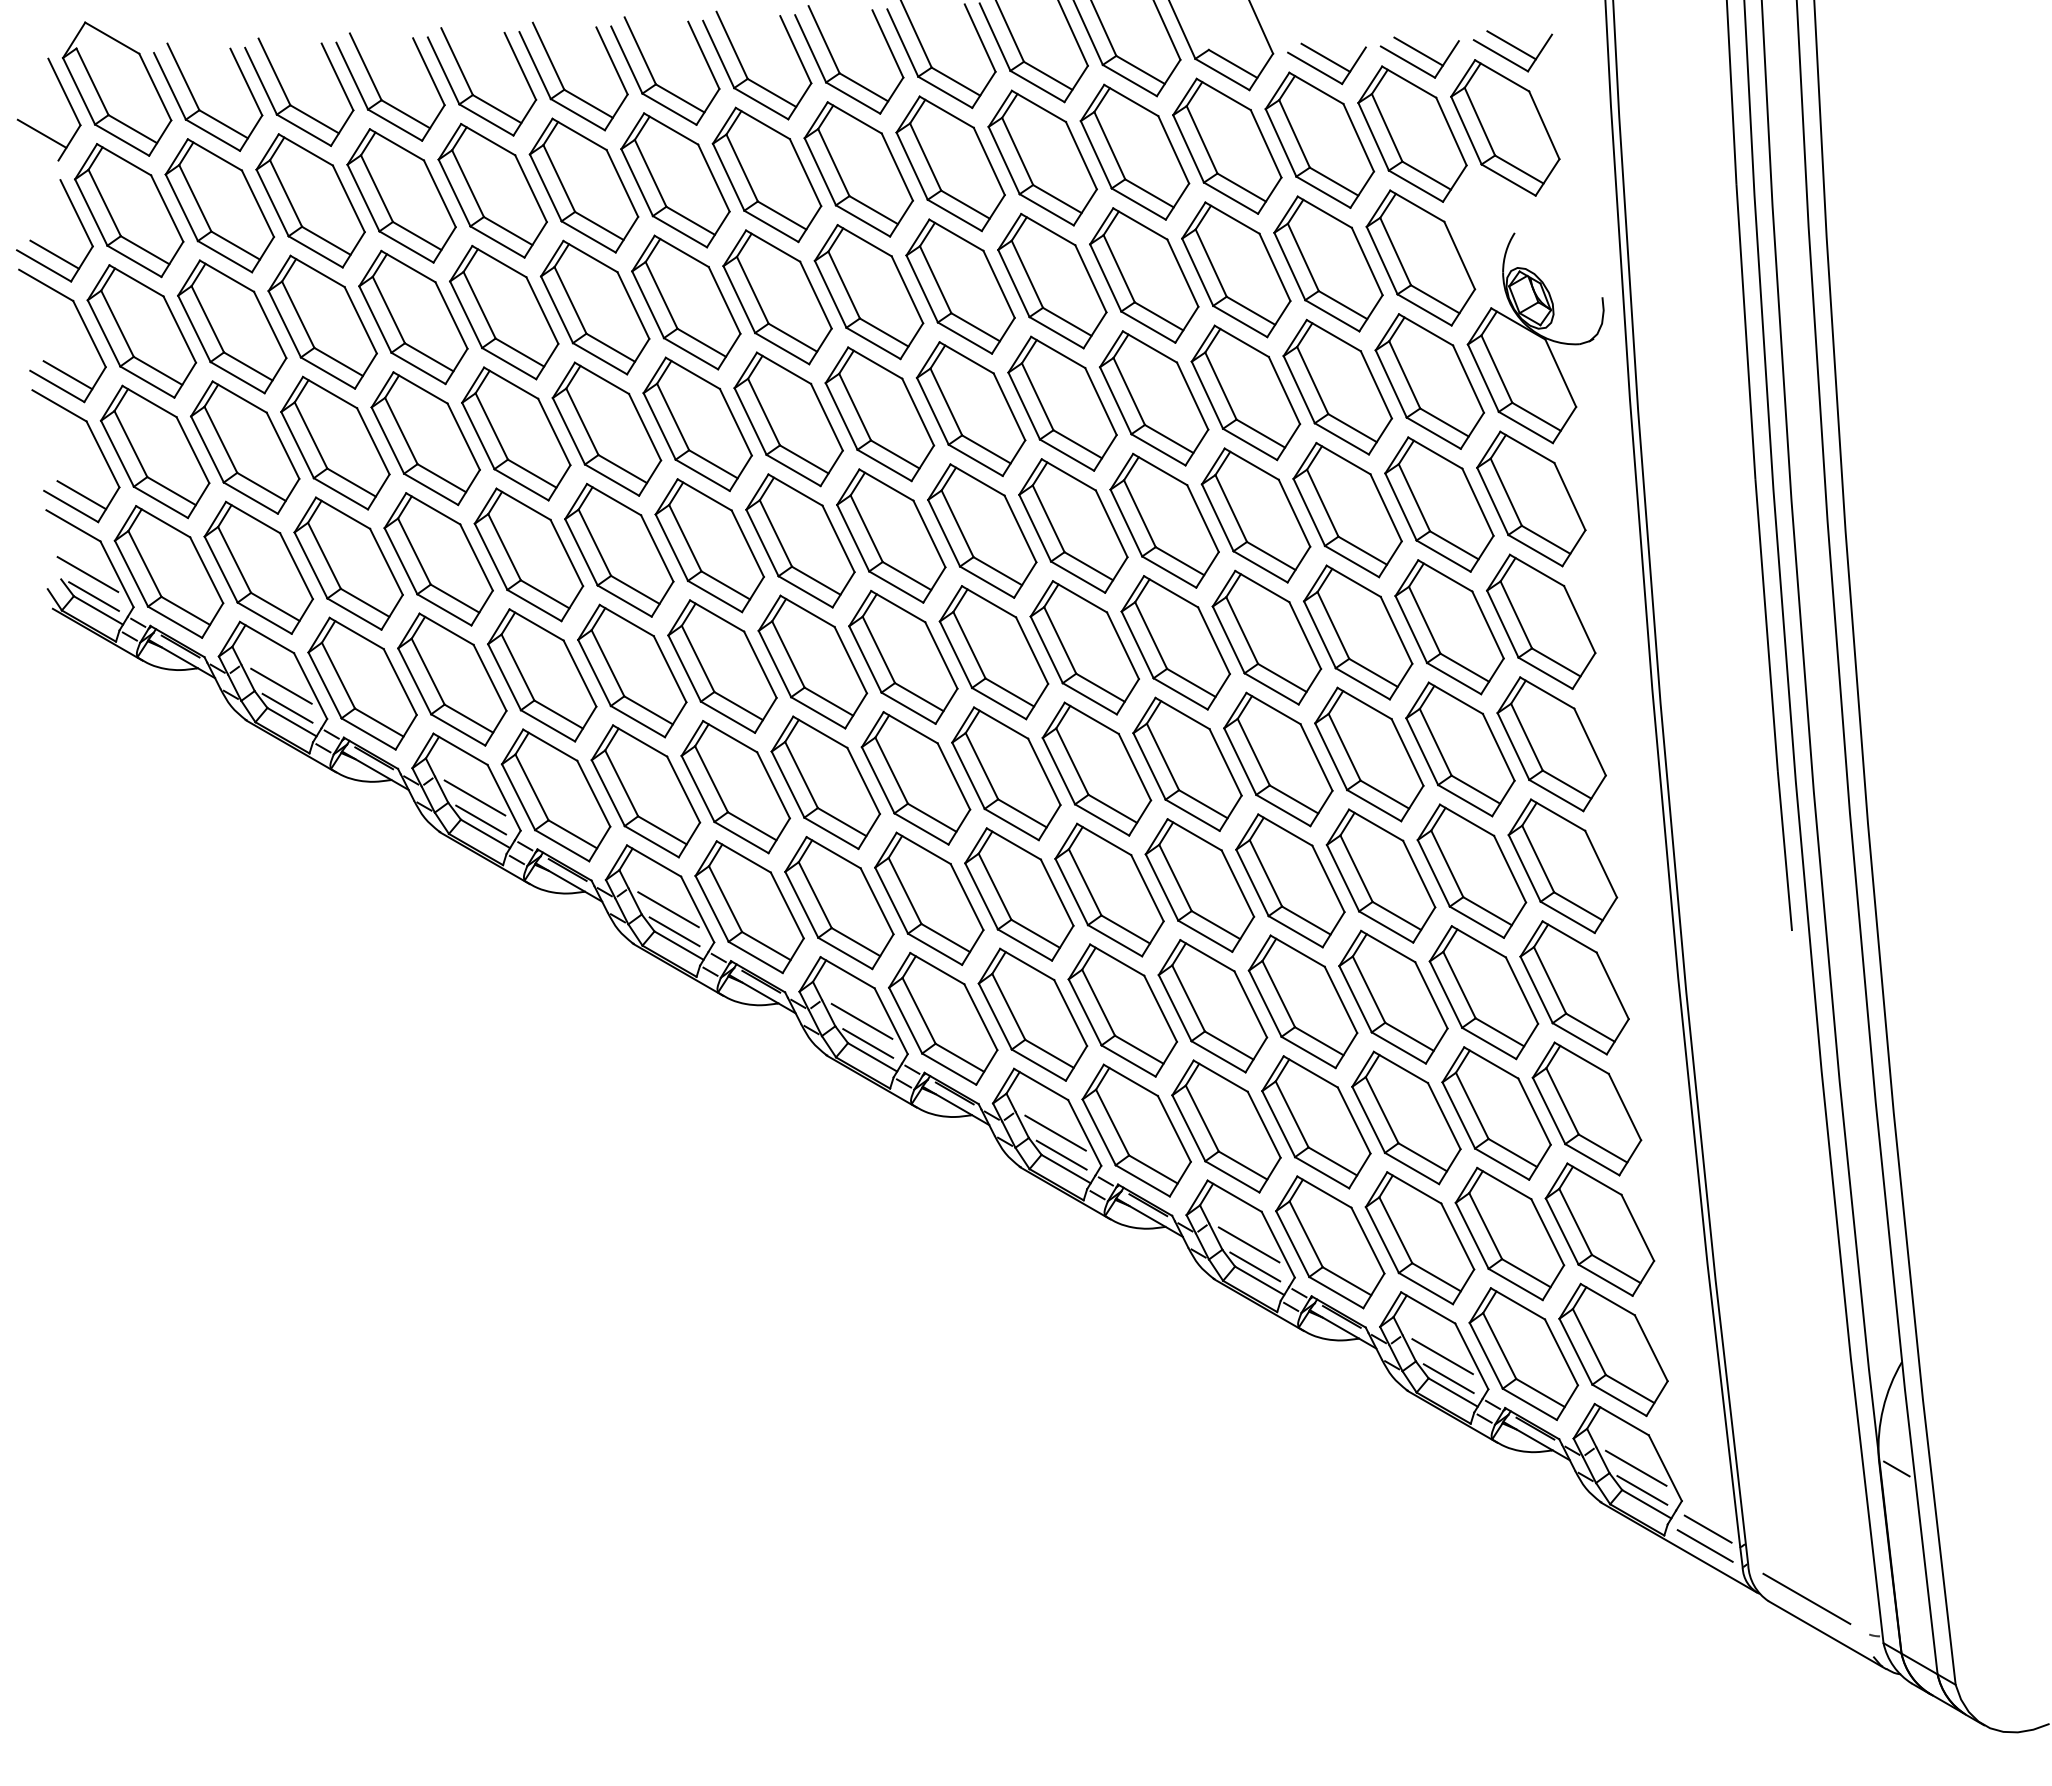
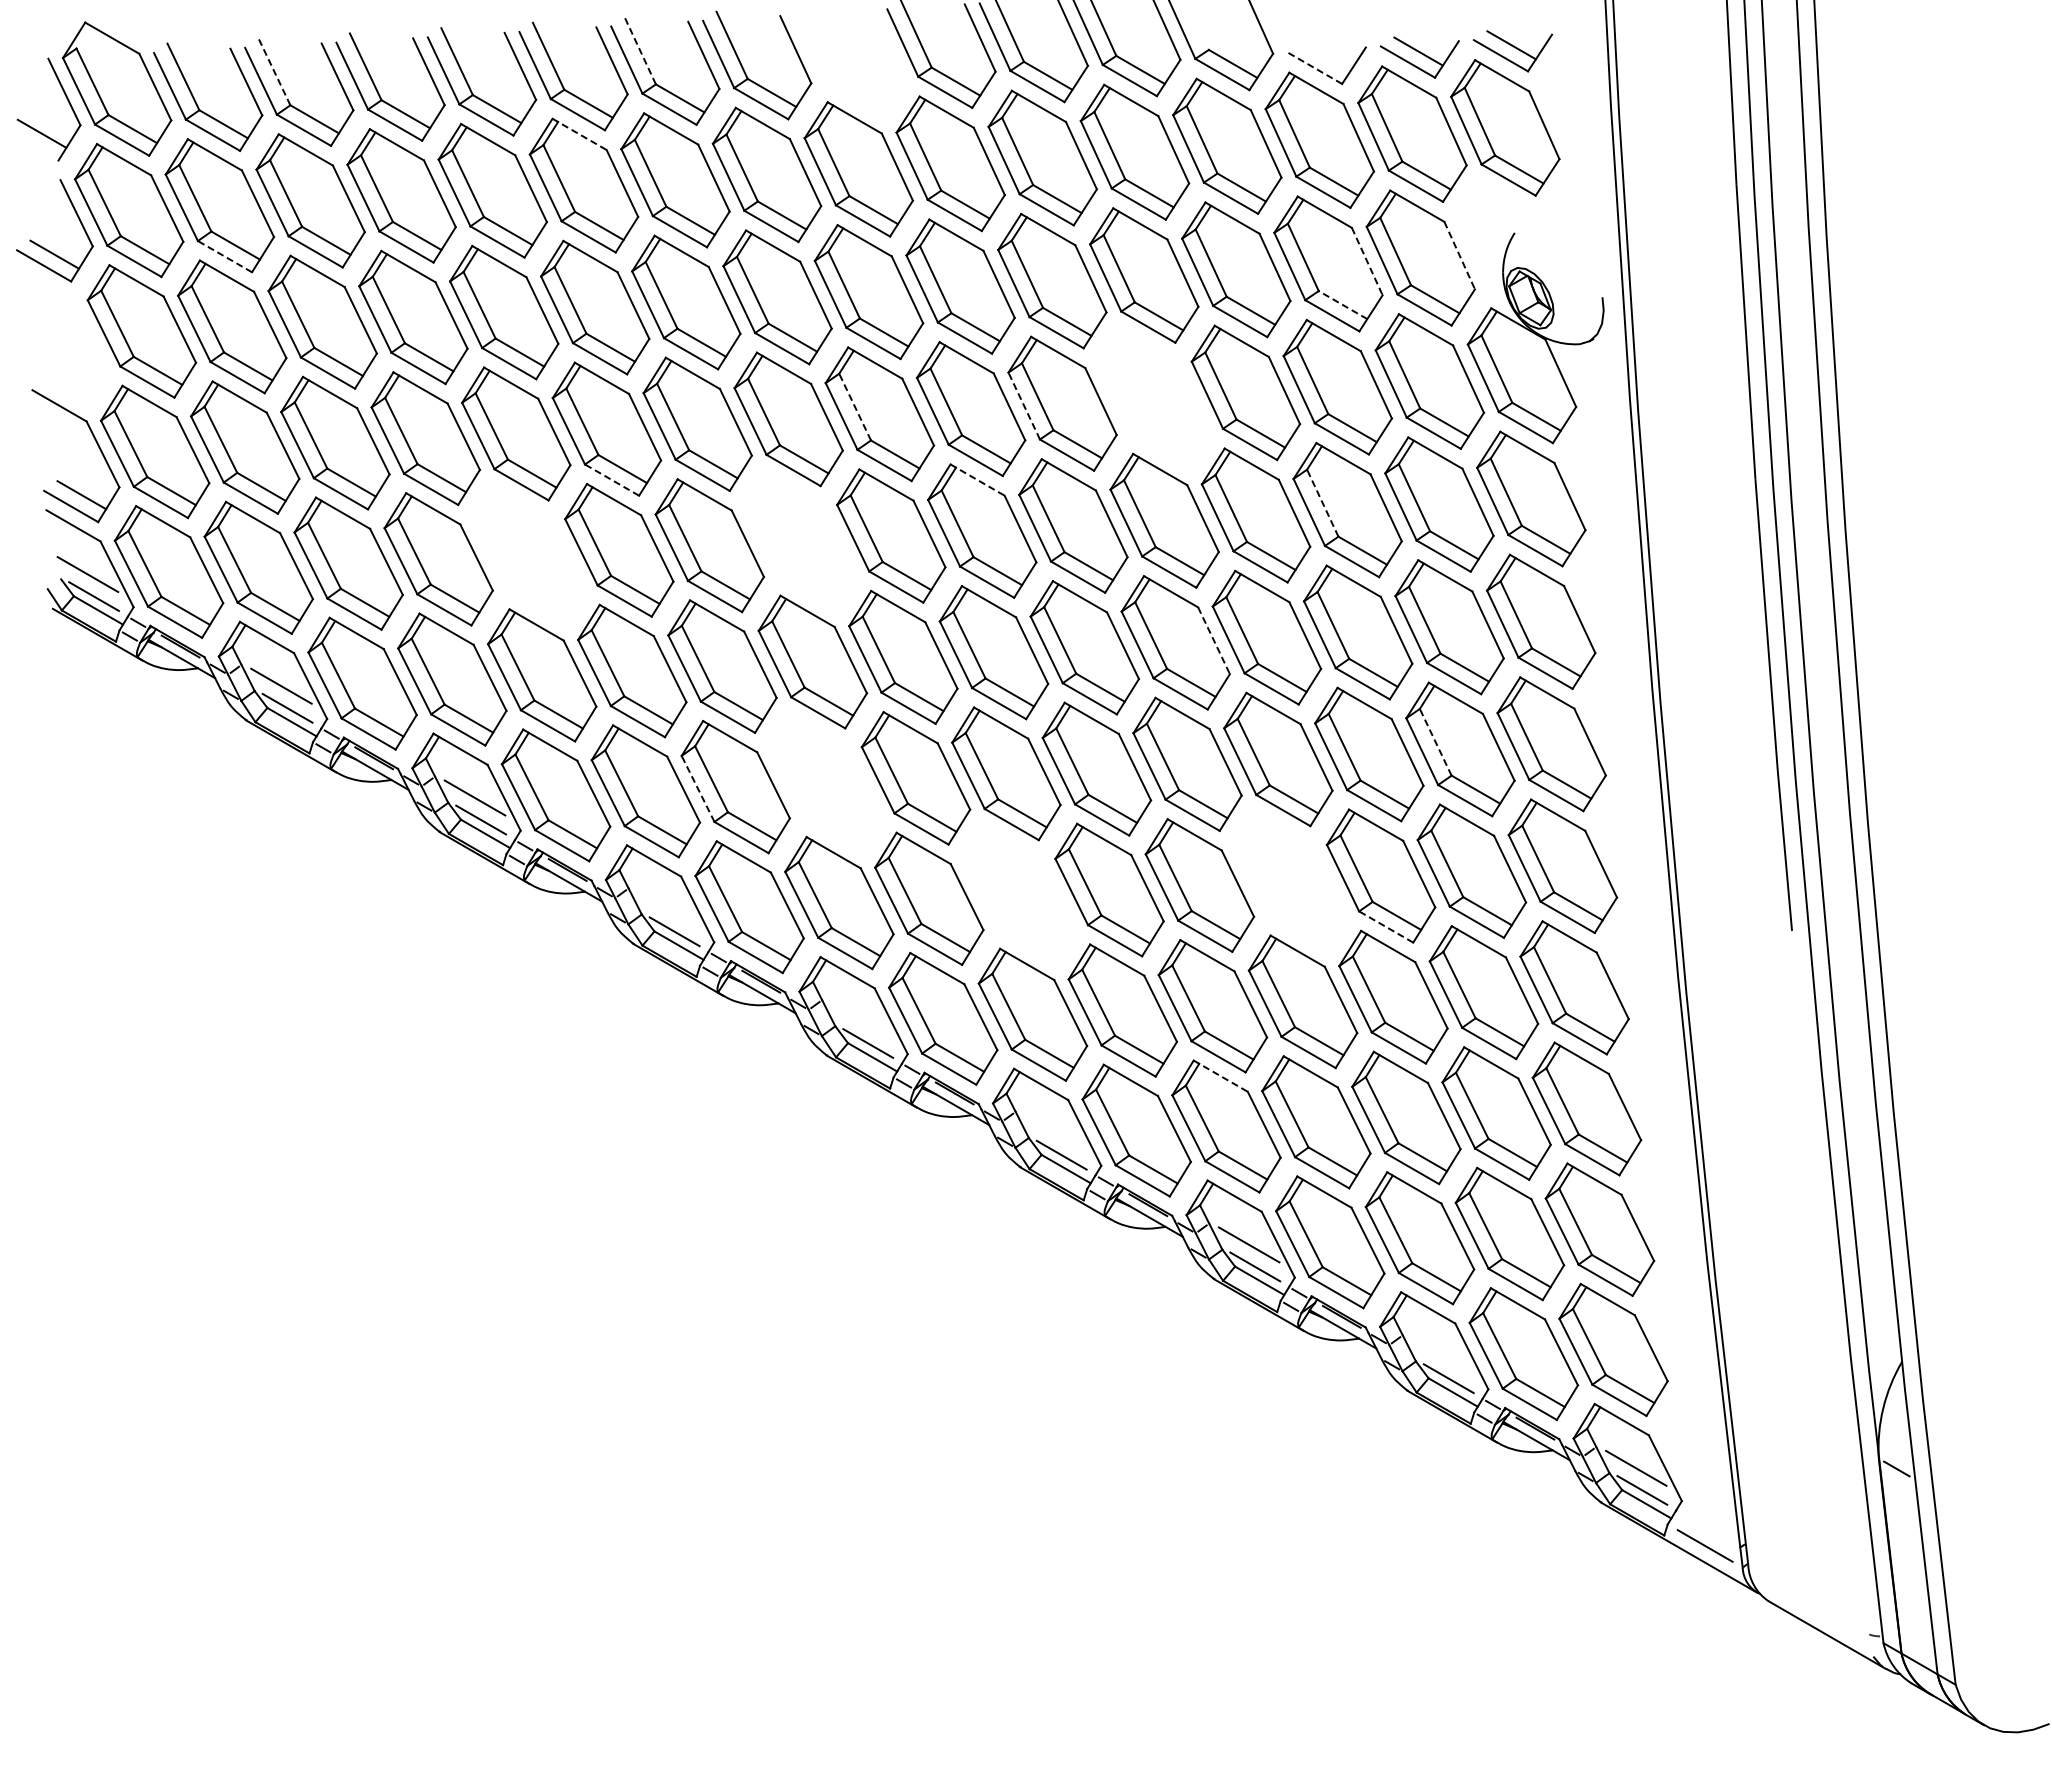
line: solid -> dashed (640, 50)
line: present -> none (1325, 57)
part: present -> none (836, 63)
line: solid -> dashed (1314, 68)
line: solid -> dashed (274, 71)
line: solid -> dashed (580, 134)
line: solid -> dashed (224, 256)
line: solid -> dashed (1459, 256)
line: solid -> dashed (1367, 262)
line: solid -> dashed (1342, 304)
part: present -> none (83, 324)
part: present -> none (1154, 398)
line: solid -> dashed (1024, 406)
line: solid -> dashed (855, 407)
line: solid -> dashed (611, 479)
line: solid -> dashed (977, 480)
line: solid -> dashed (1322, 503)
part: present -> none (800, 540)
part: present -> none (528, 554)
line: solid -> dashed (1214, 640)
line: solid -> dashed (1435, 742)
part: present -> none (825, 782)
line: solid -> dashed (698, 788)
part: present -> none (1290, 880)
part: present -> none (1019, 894)
line: present -> none (668, 909)
line: solid -> dashed (1385, 926)
line: present -> none (861, 1021)
line: solid -> dashed (1221, 1076)
line: present -> none (1055, 1133)
line: present -> none (1442, 1356)
line: present -> none (1707, 1529)
line: present -> none (1806, 1598)
